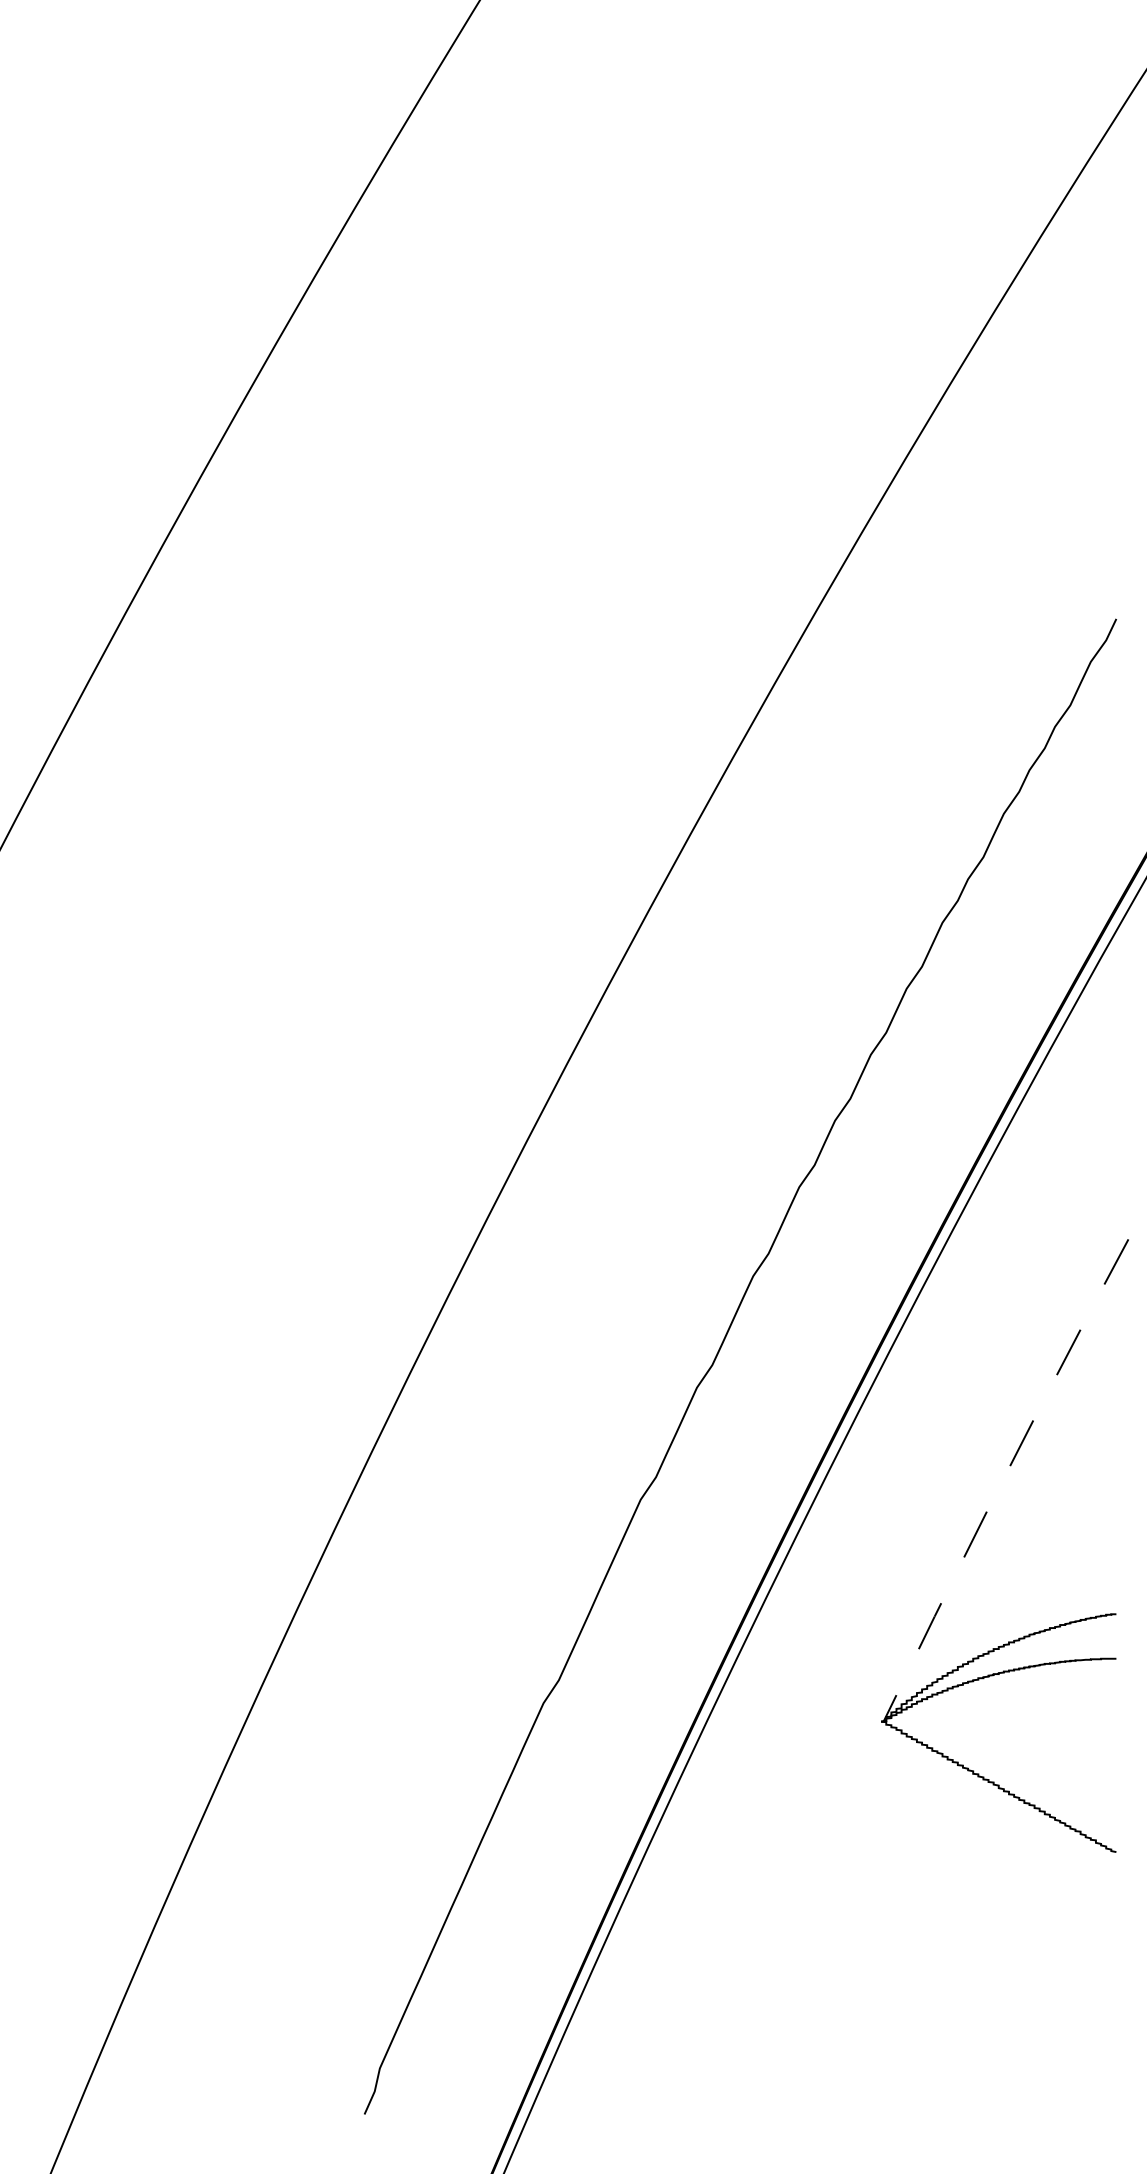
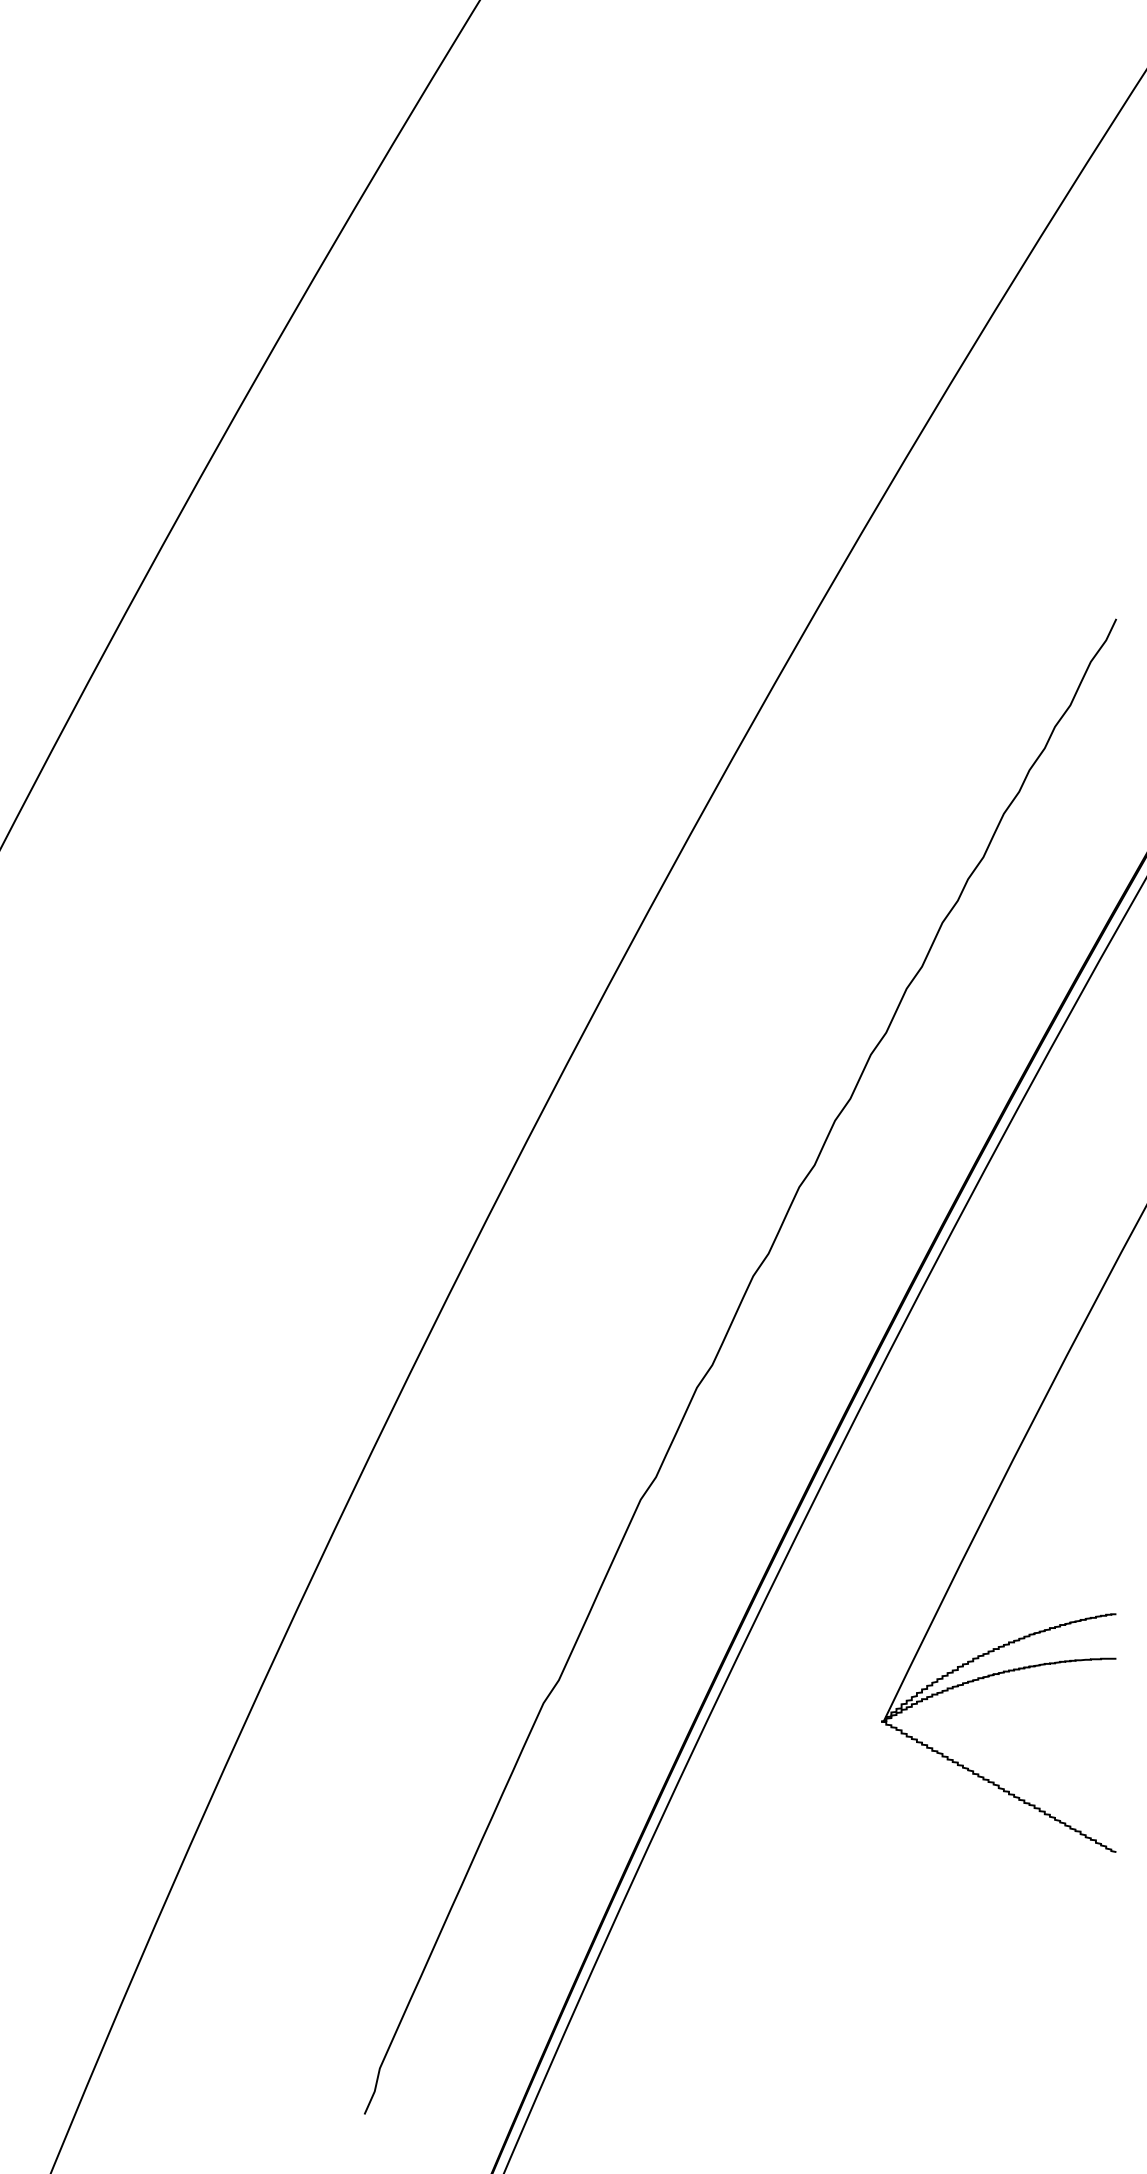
arc: dashed -> solid (1012, 1461)
